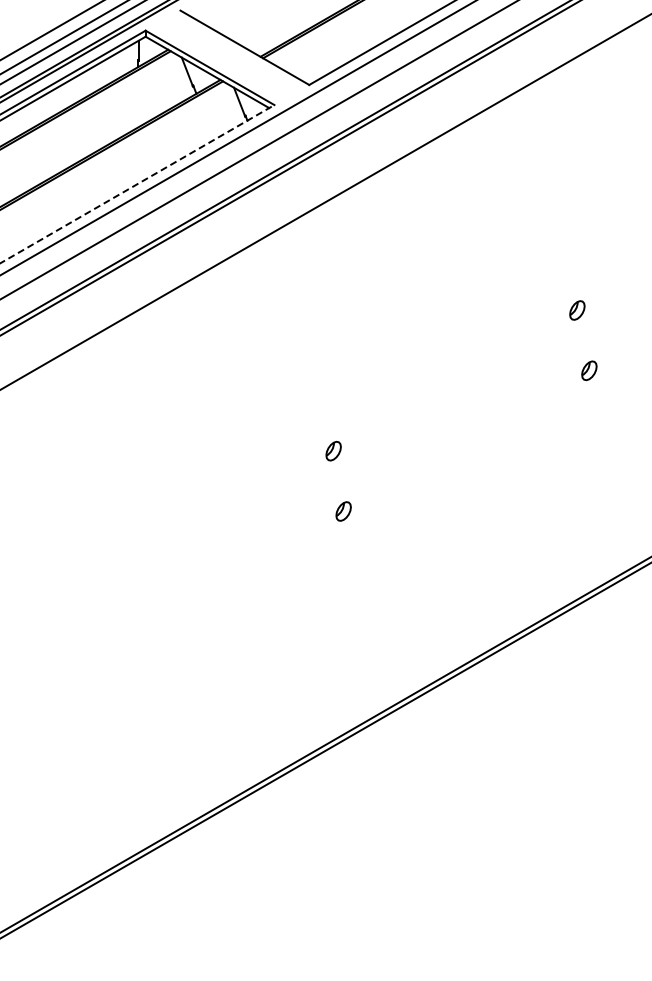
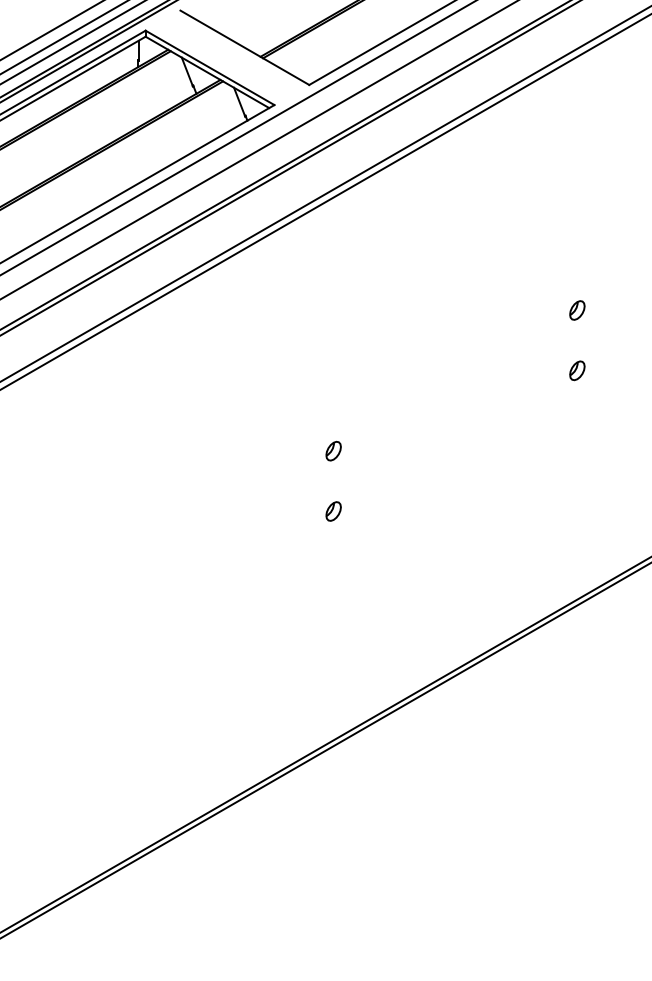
line: dashed -> solid (137, 184)
line: none -> present (325, 193)
part position: (589, 370) -> (577, 370) (577, 370)
part position: (343, 511) -> (333, 511) (333, 511)
